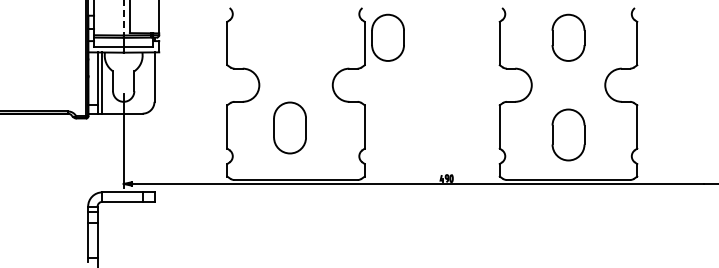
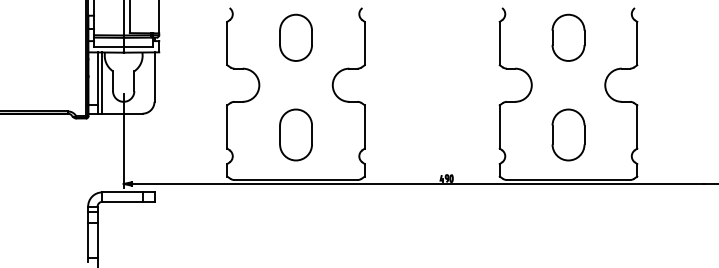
line: dashed -> solid (123, 19)
part position: (387, 37) -> (295, 37) (295, 37)
part position: (289, 127) -> (295, 134) (295, 134)
